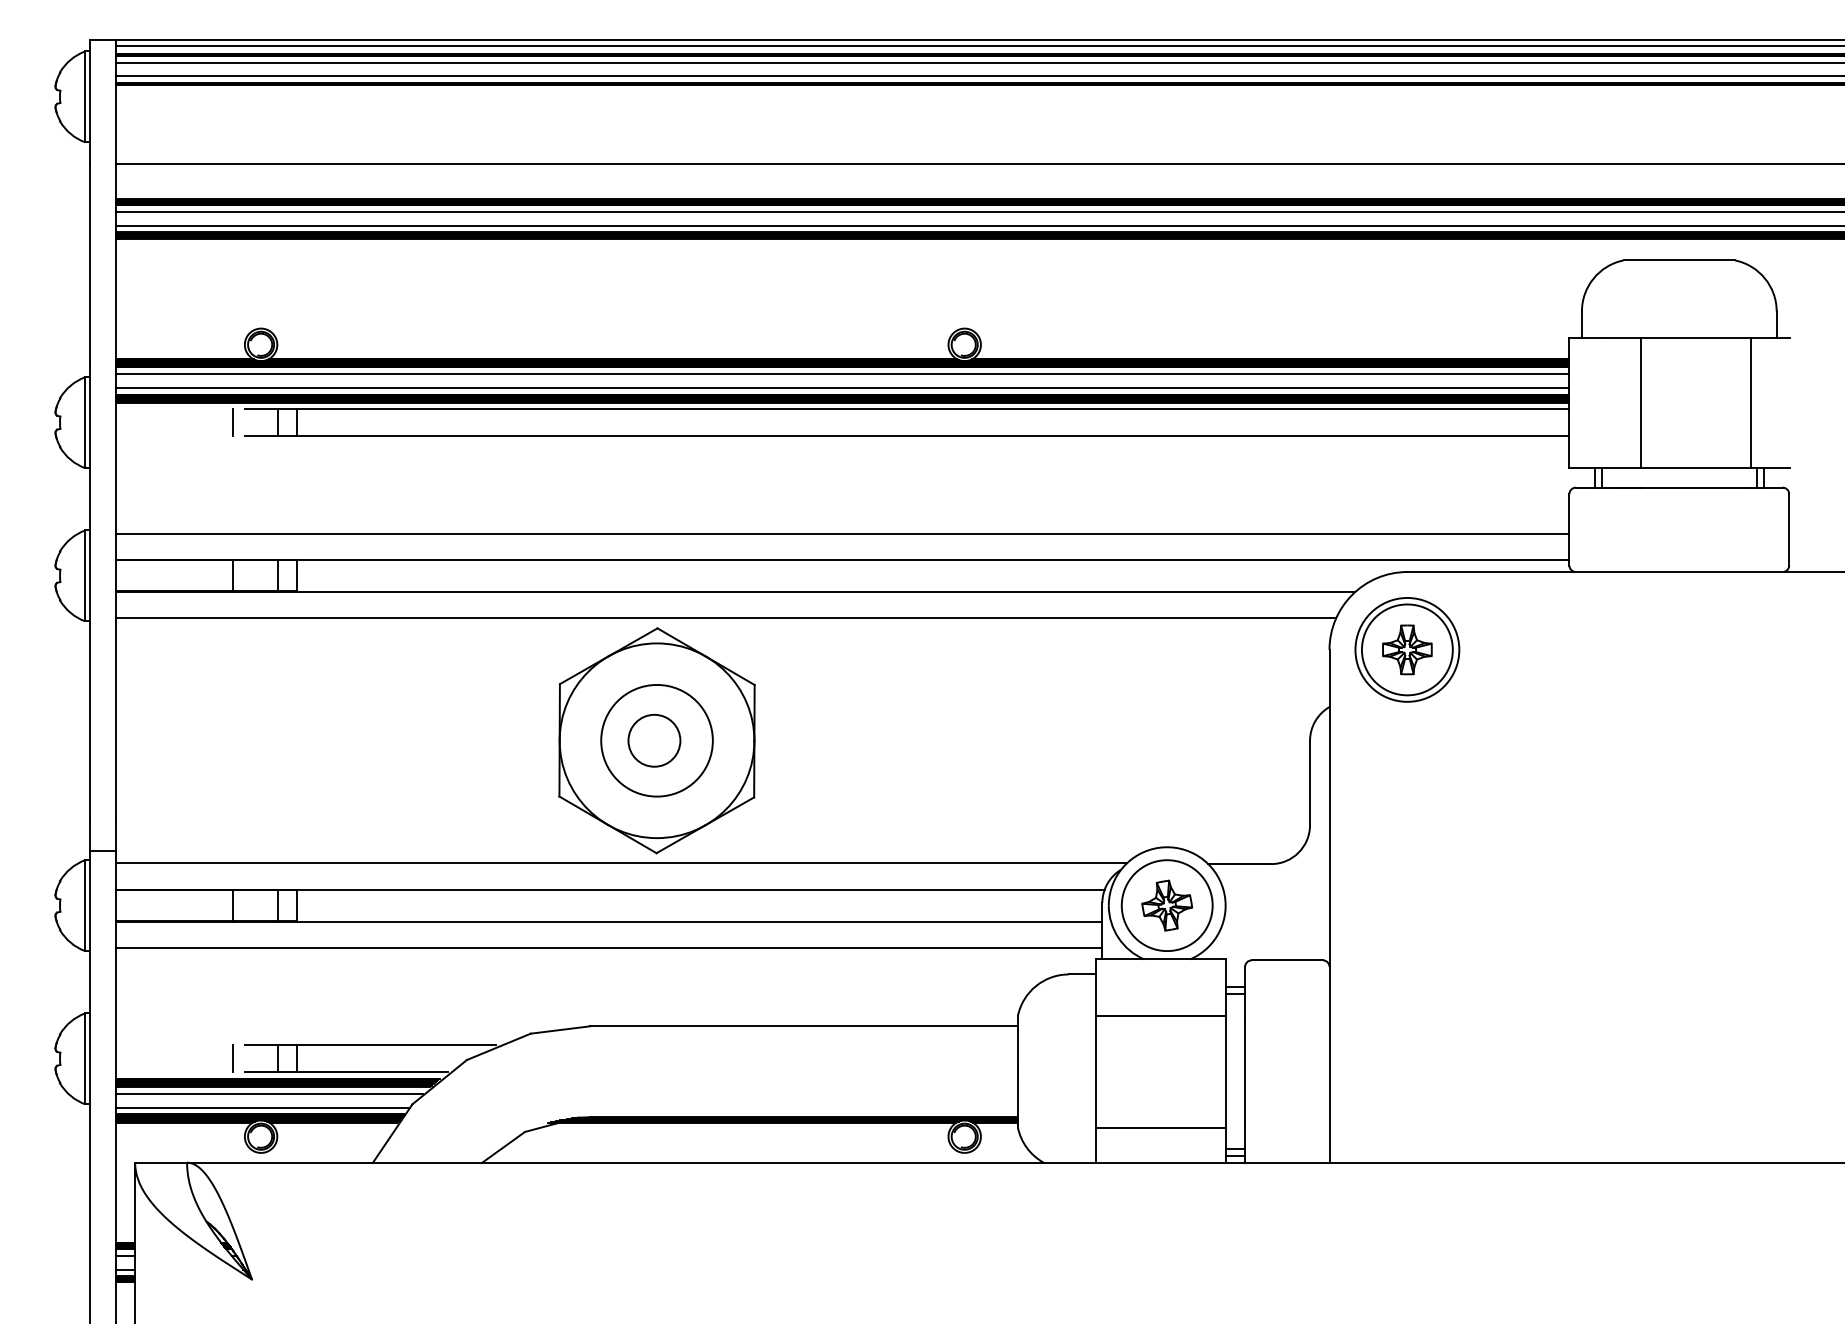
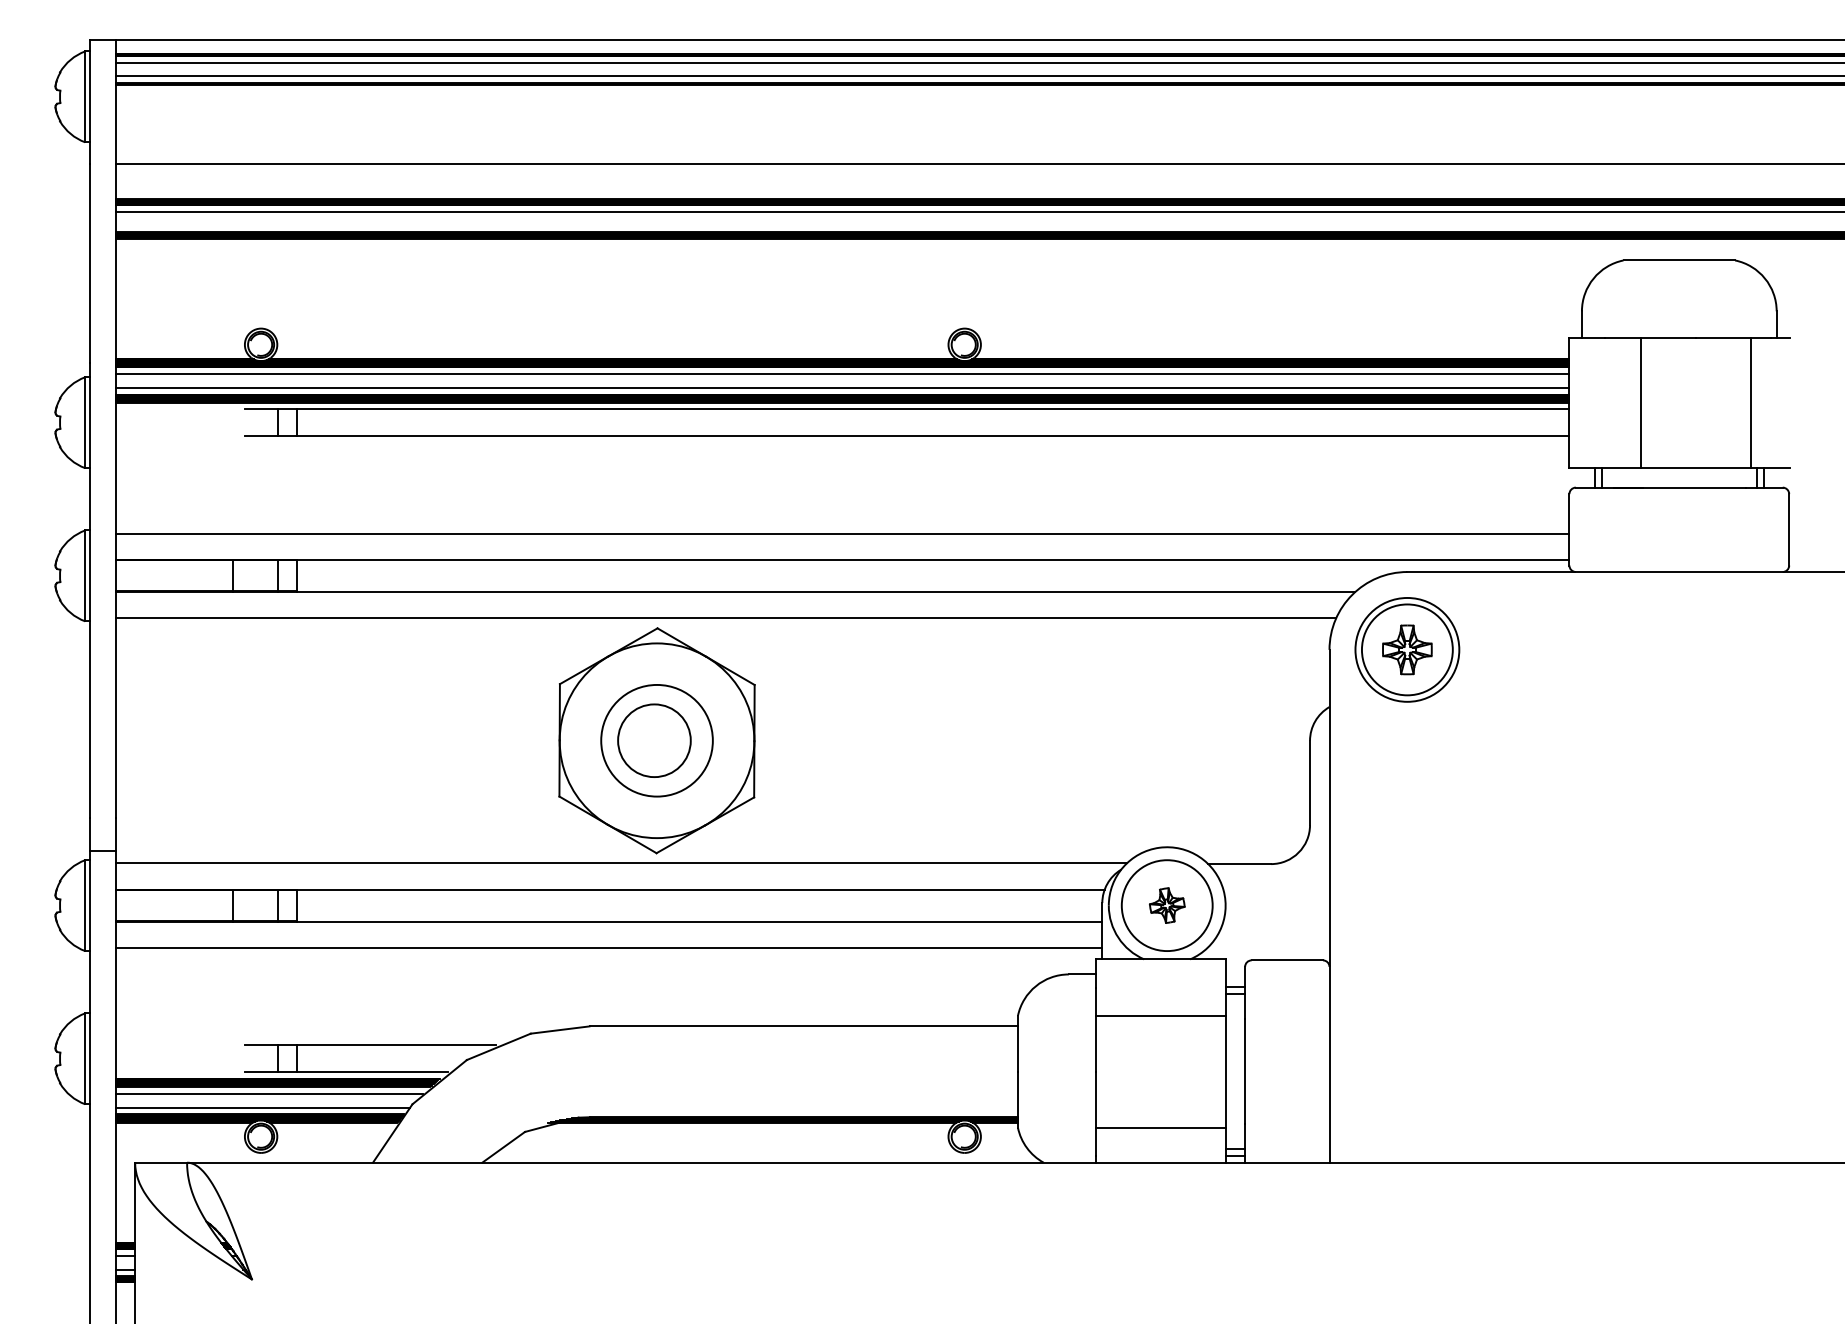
line: present -> none (978, 46)
line: present -> none (978, 225)
line: present -> none (232, 422)
circle diameter: 52 px -> 73 px (654, 740)
part size: 53x53 px -> 37x37 px (1167, 905)
line: present -> none (232, 1058)
